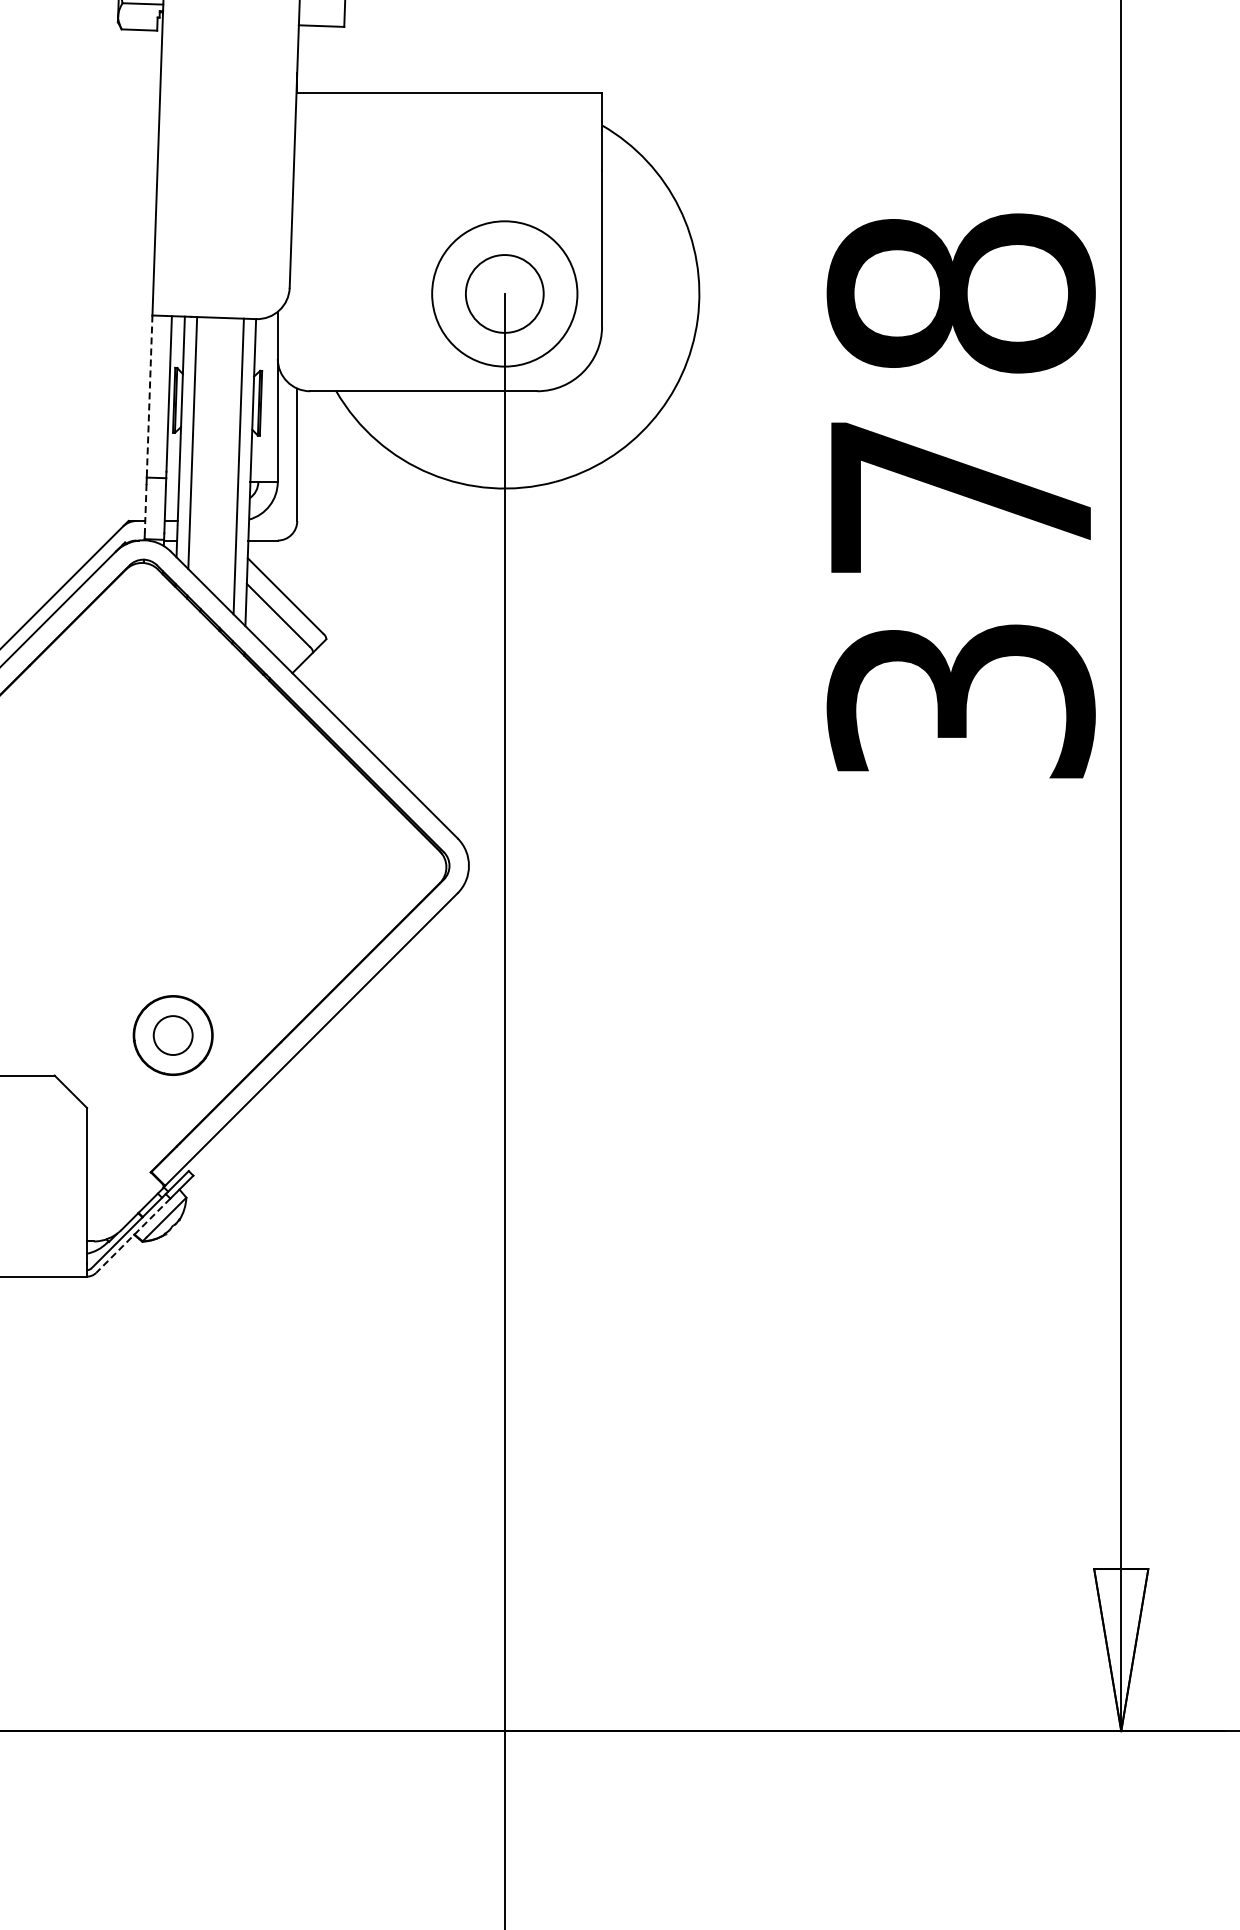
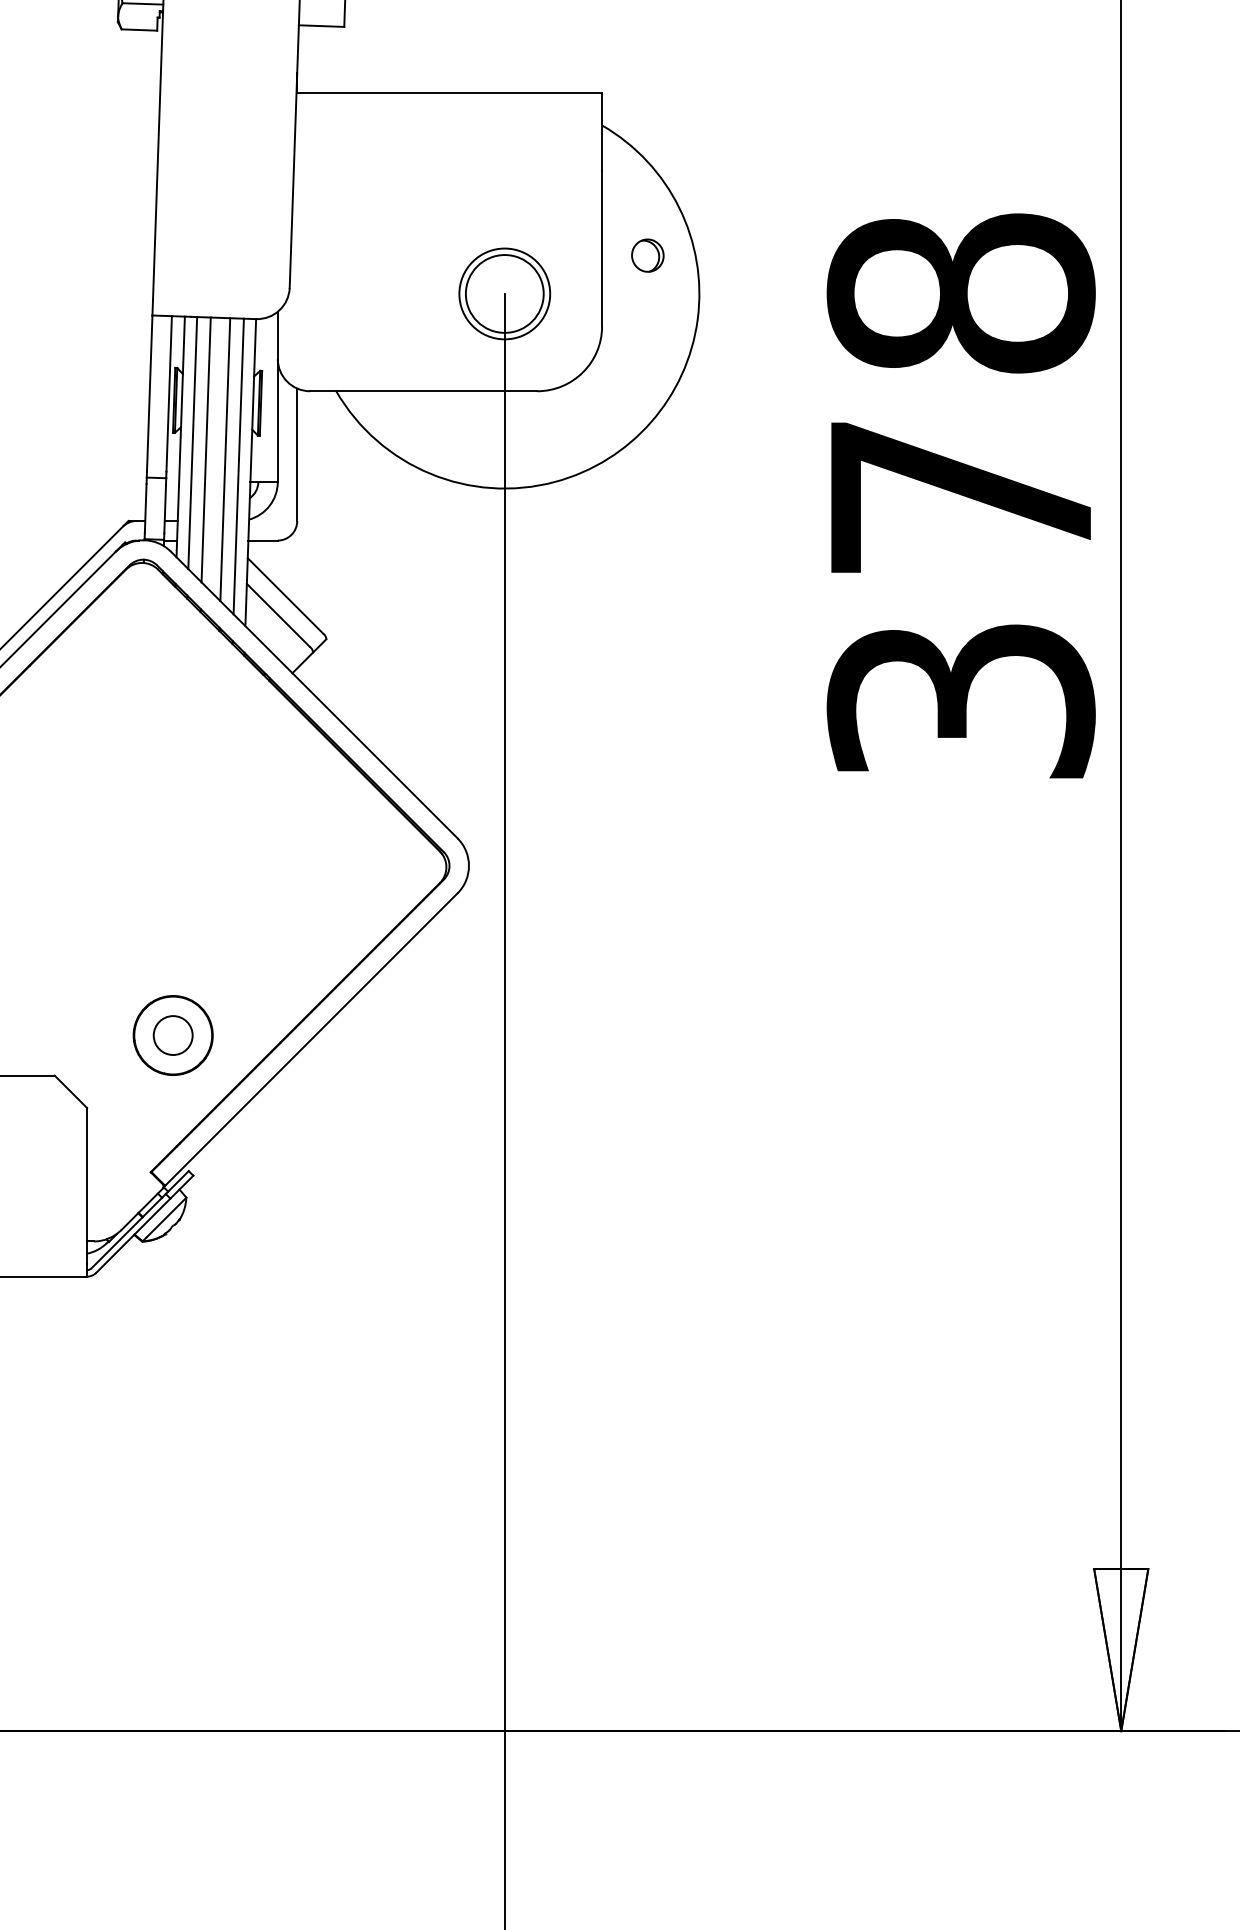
part: none -> present (647, 255)
circle diameter: 145 px -> 91 px (504, 293)
line: dashed -> solid (149, 393)
line: none -> present (205, 449)
line: none -> present (225, 459)
line: dashed -> solid (145, 508)
line: dashed -> solid (133, 1236)
